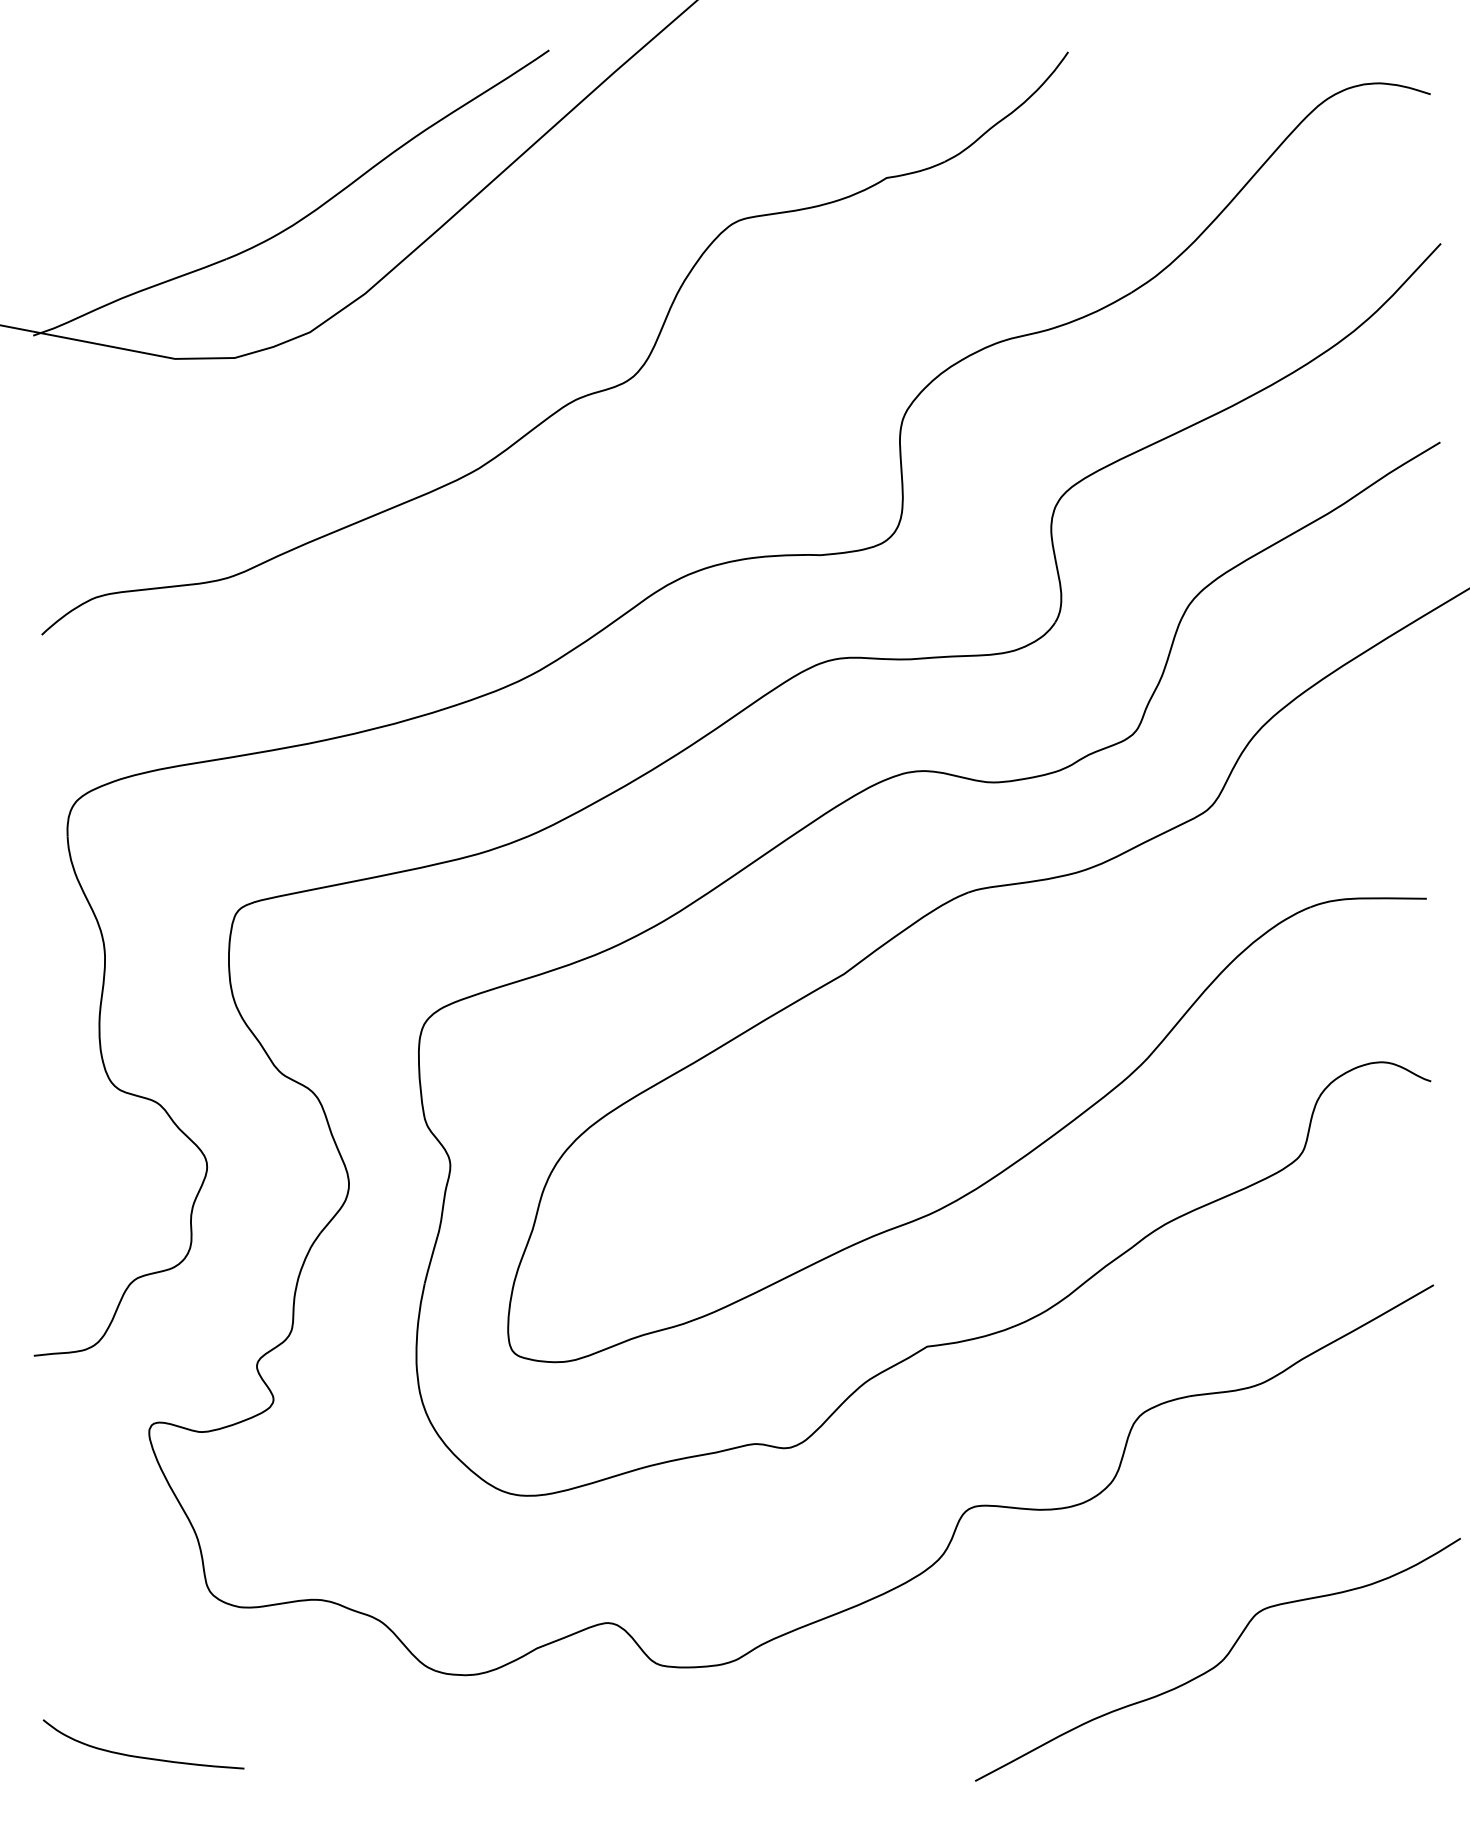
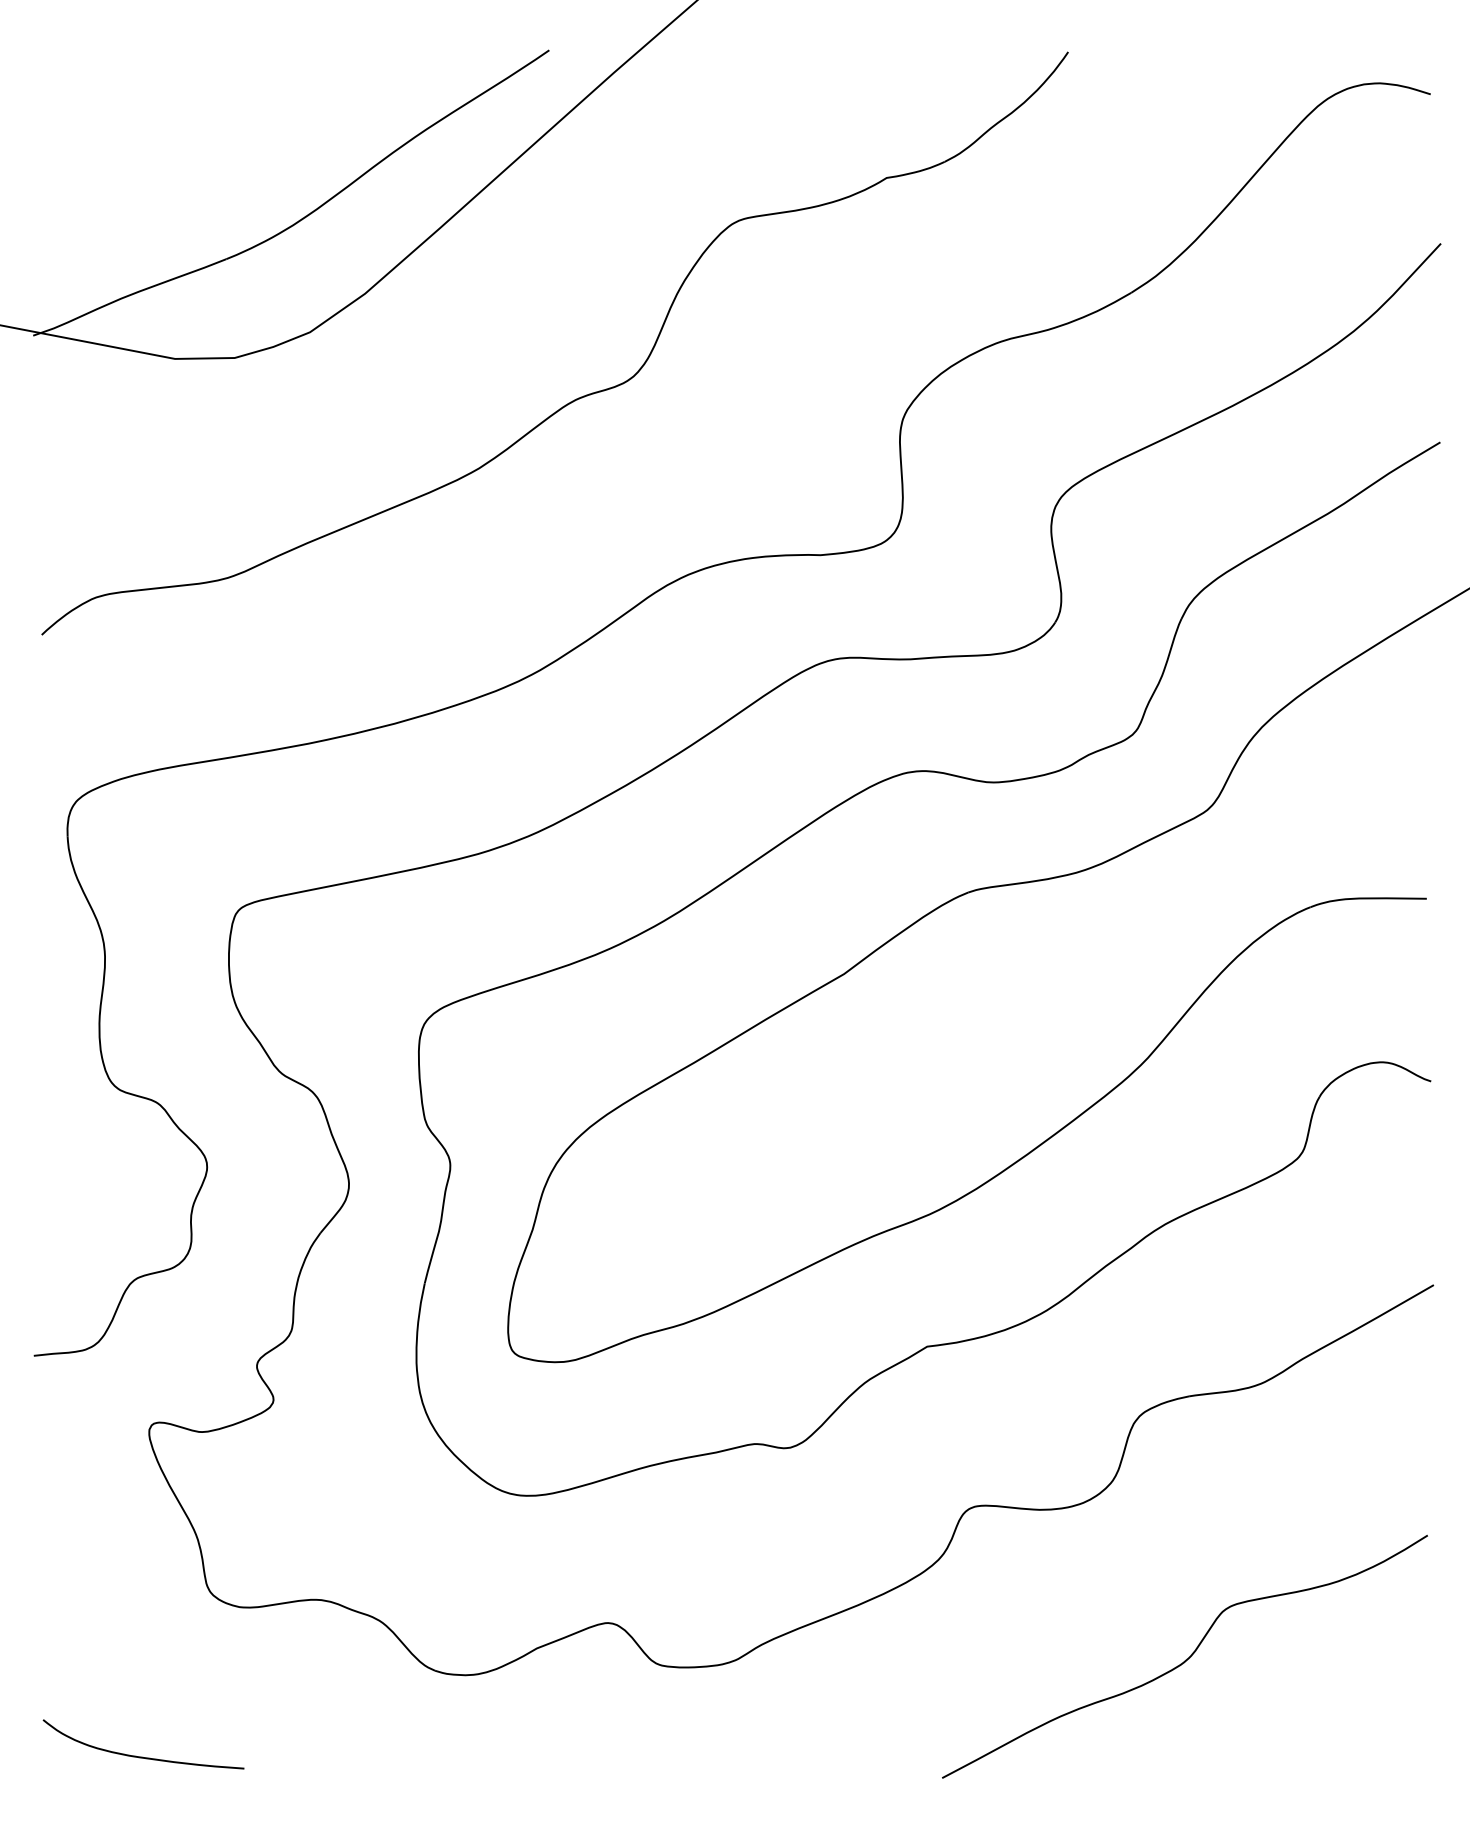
curve position: (1218, 1662) -> (1185, 1659) (1185, 1659)
